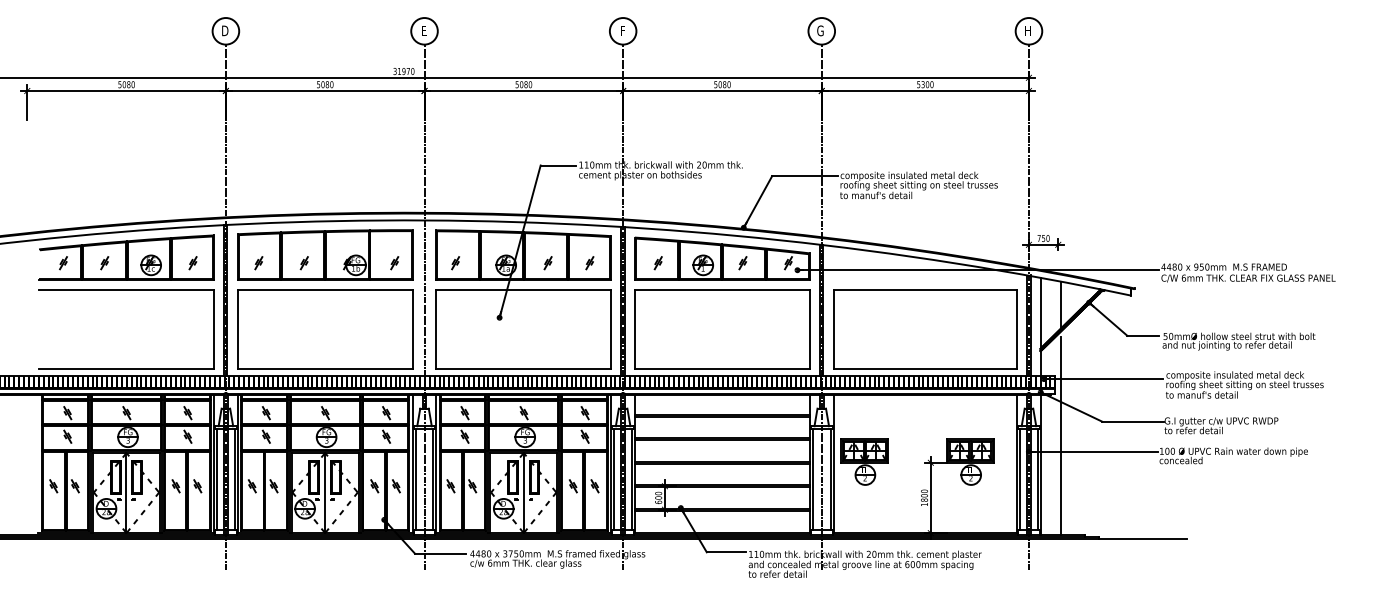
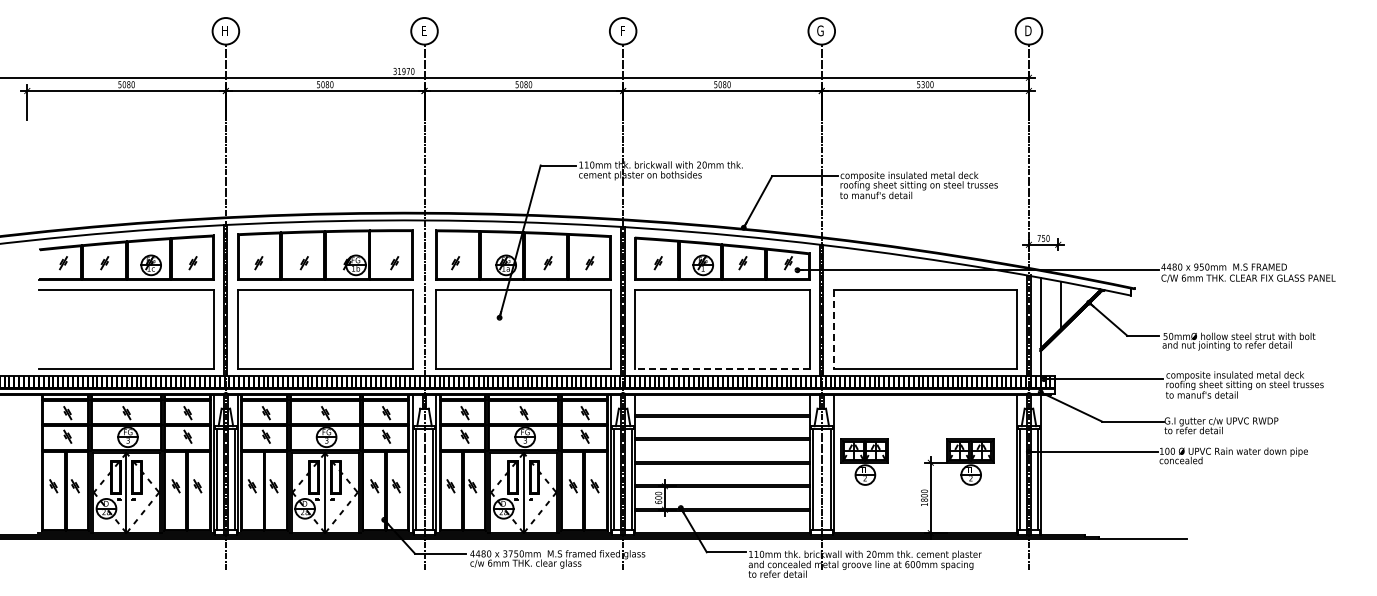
text: D -> H (225, 30)
text: H -> D (1028, 30)
line: solid -> dashed (833, 329)
line: solid -> dashed (722, 368)
line: present -> none (1061, 435)
